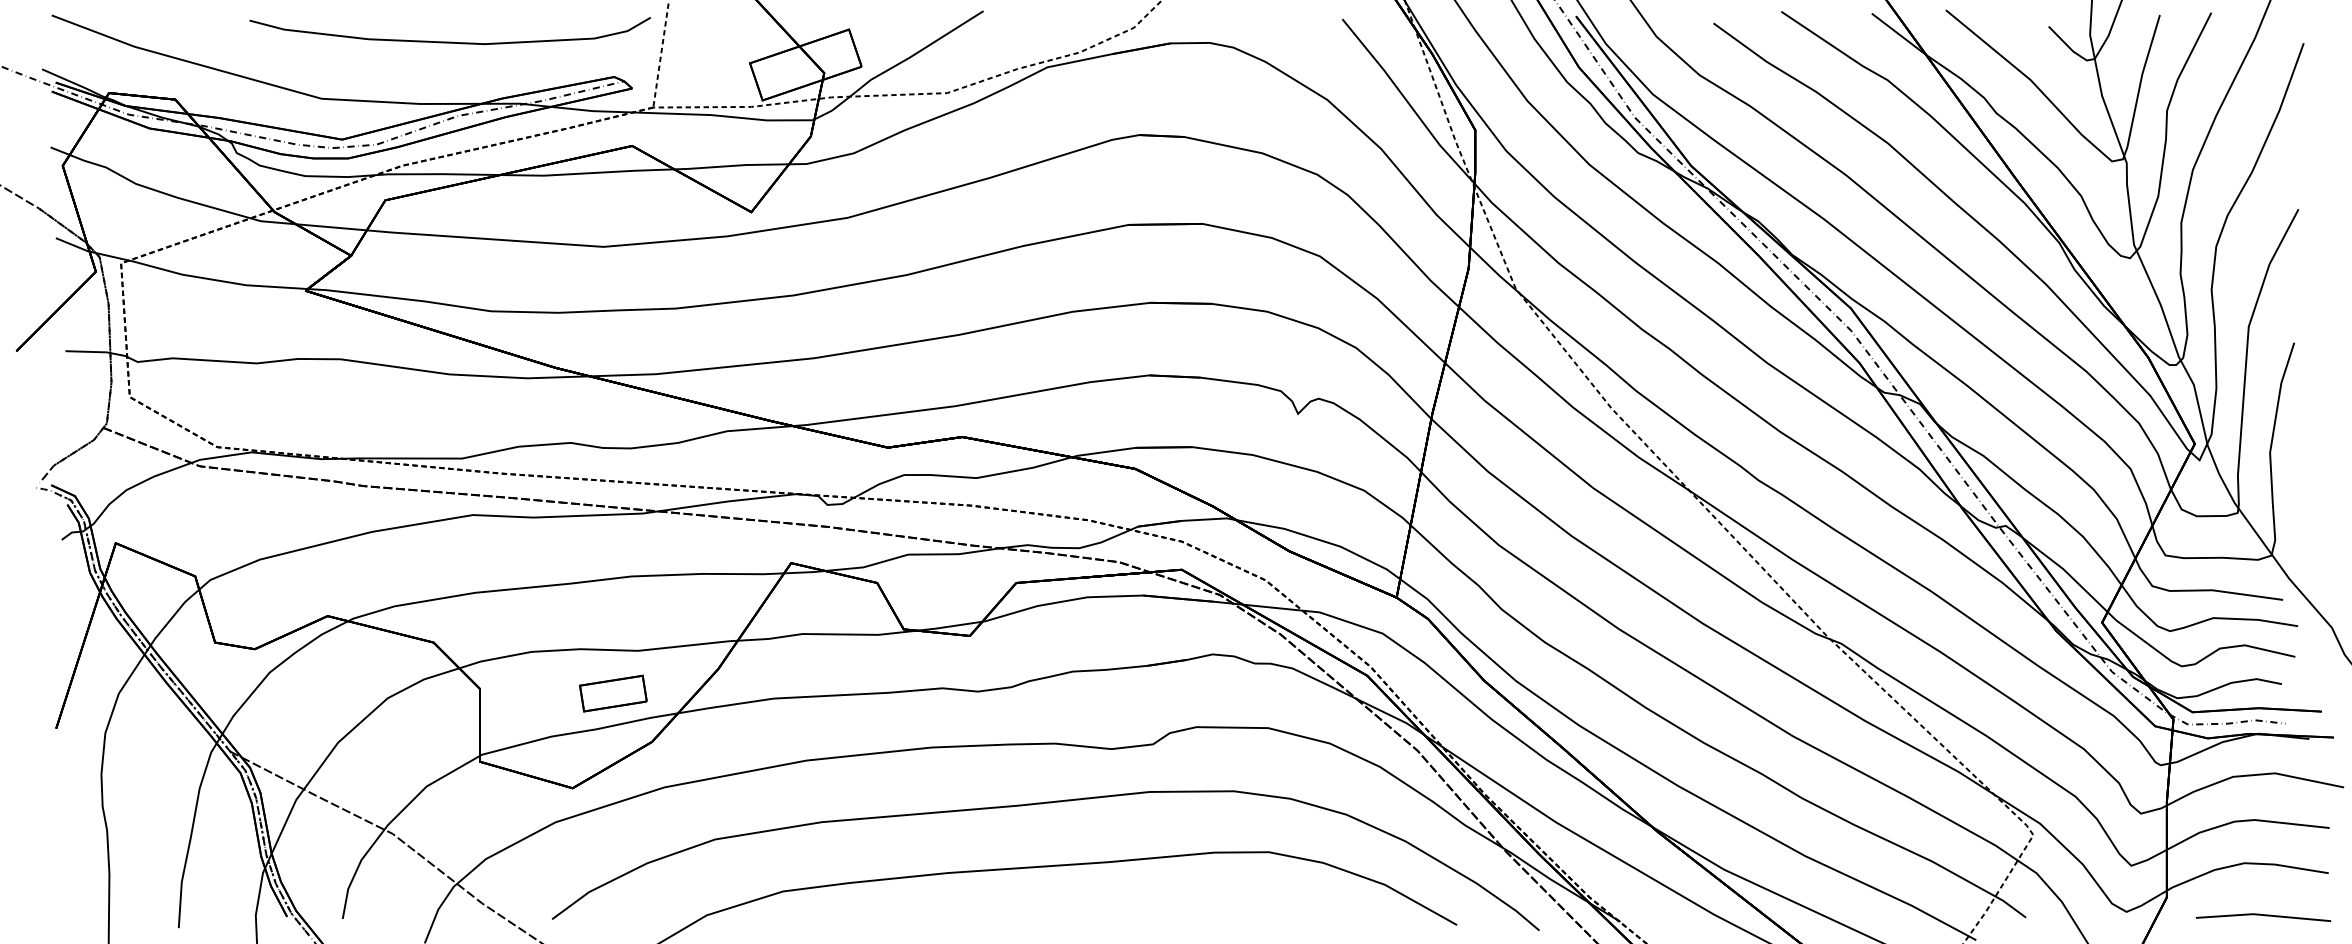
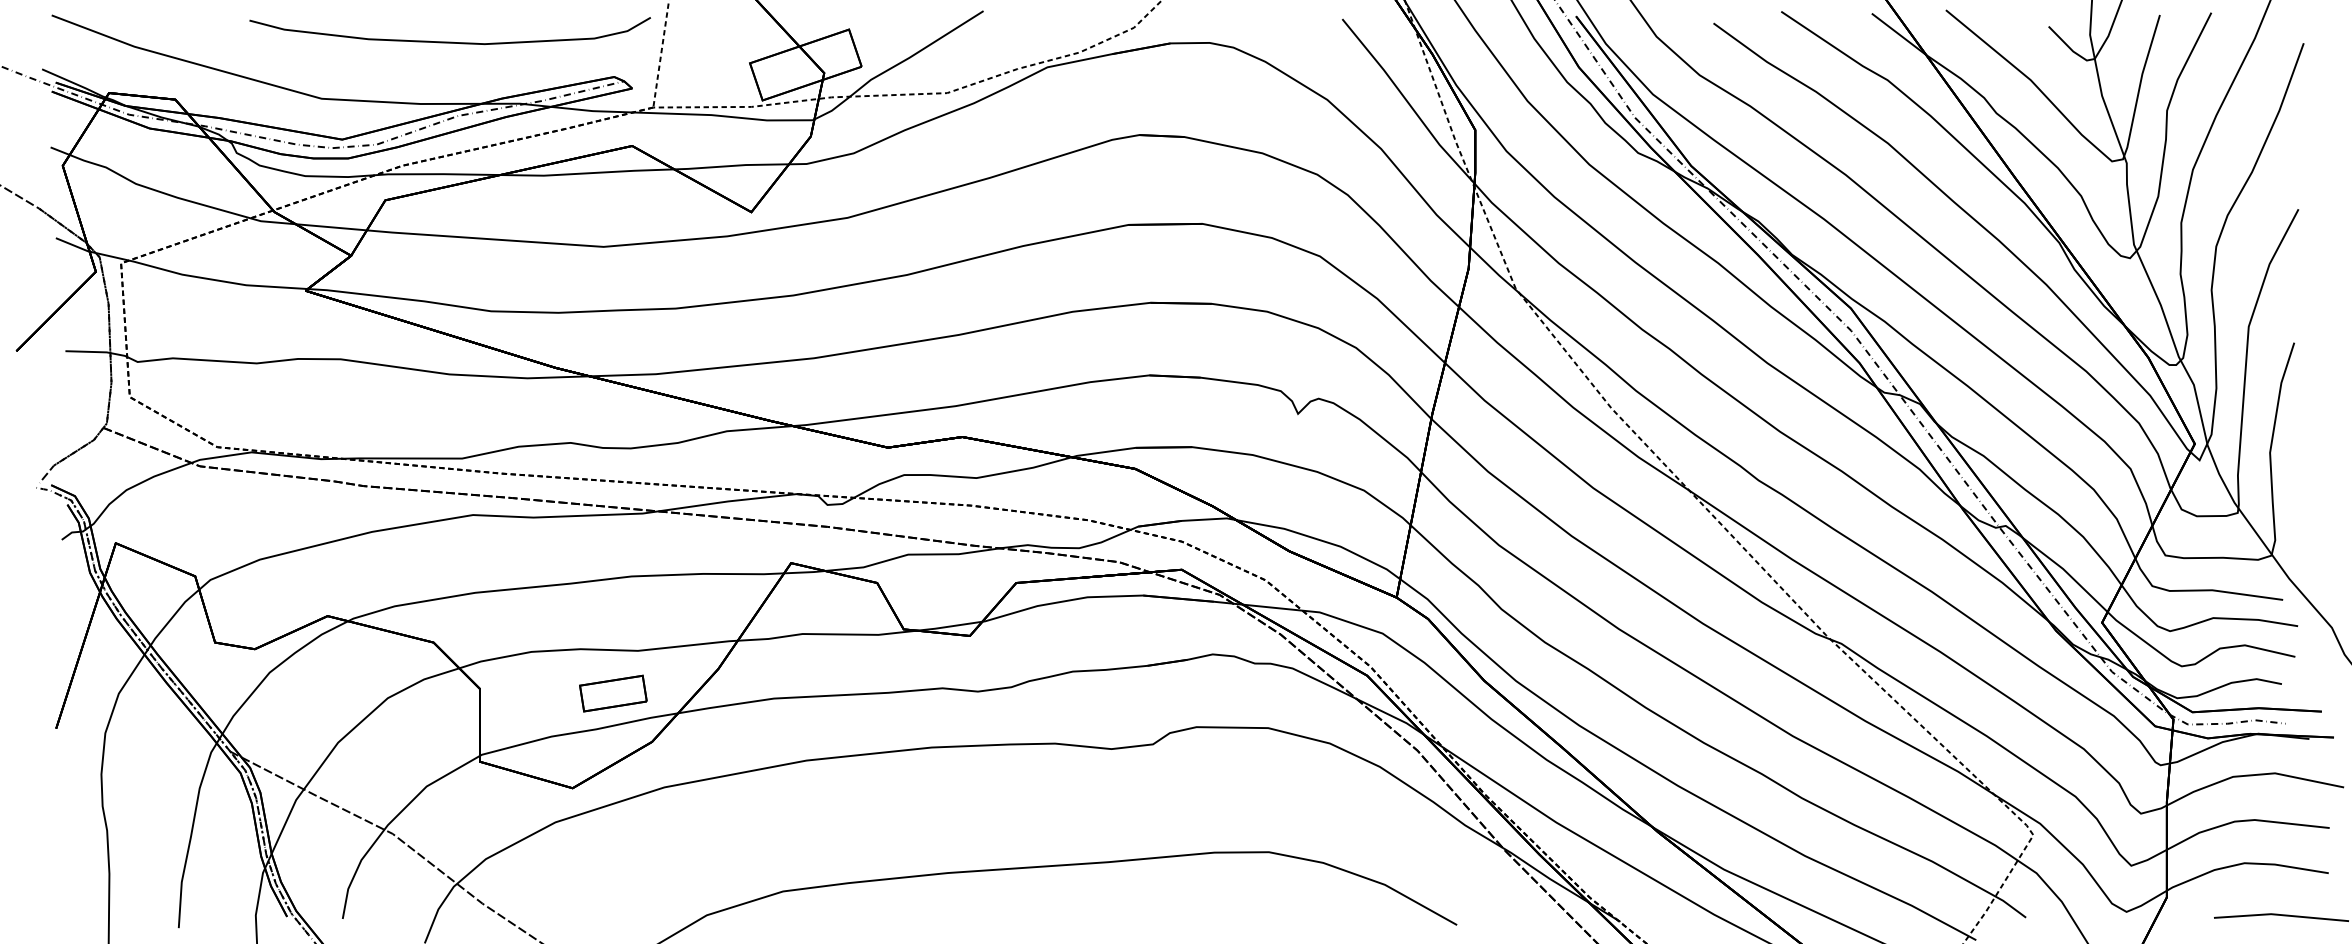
curve: present -> none (1041, 804)
line position: (2264, 916) -> (2282, 916) (2282, 916)
